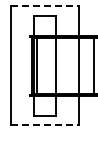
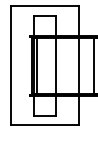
line: dashed -> solid (45, 6)
line: dashed -> solid (45, 125)
